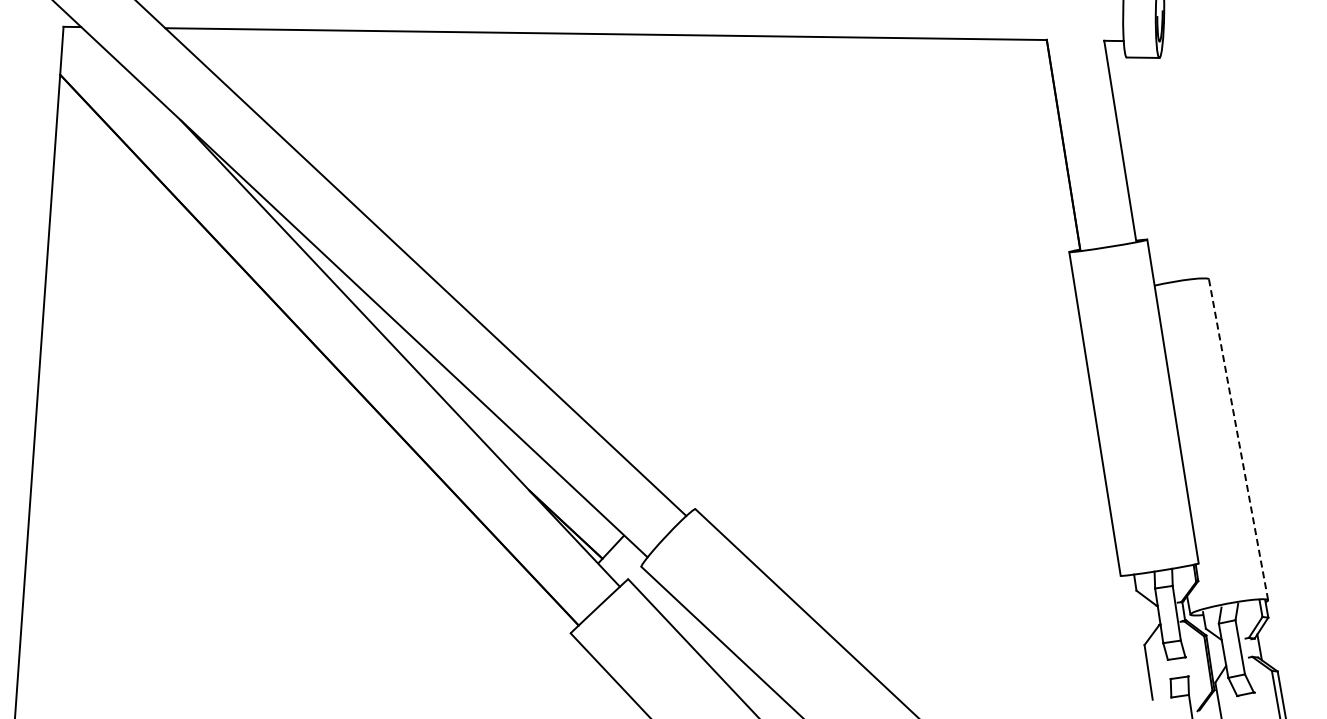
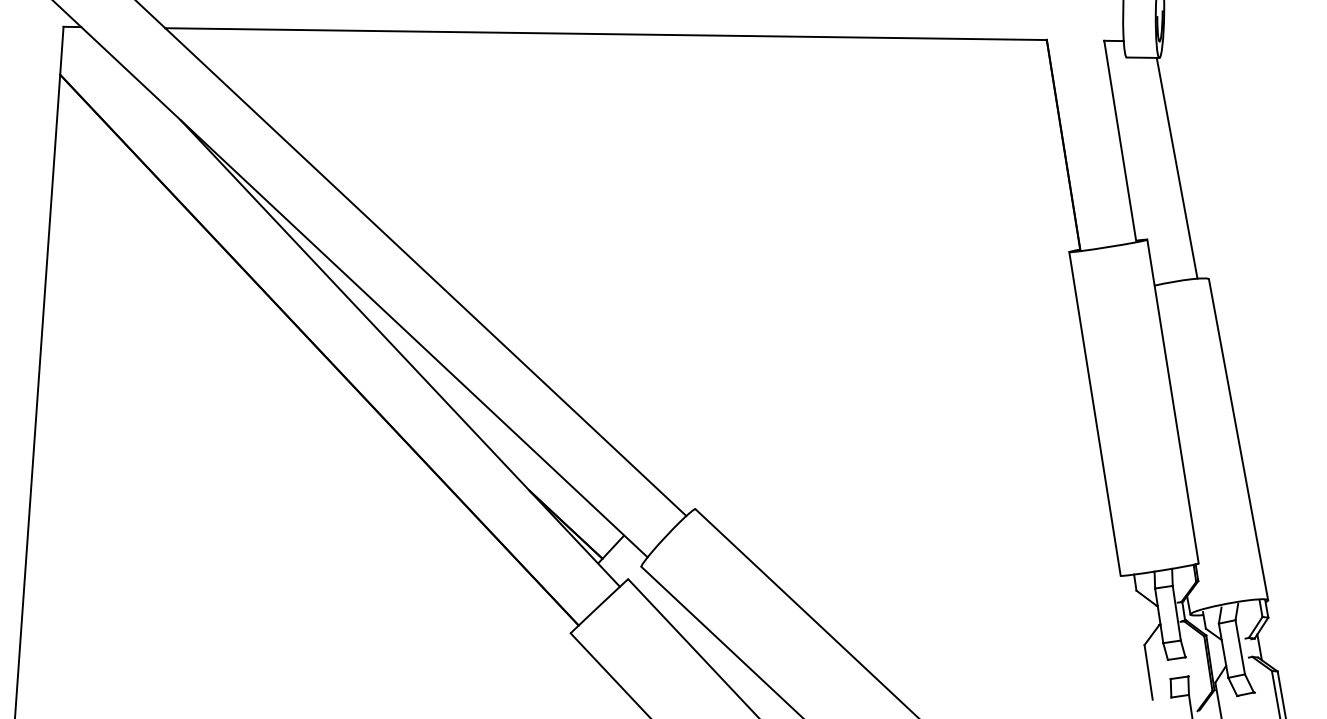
line: none -> present (1176, 167)
line: dashed -> solid (1238, 440)
